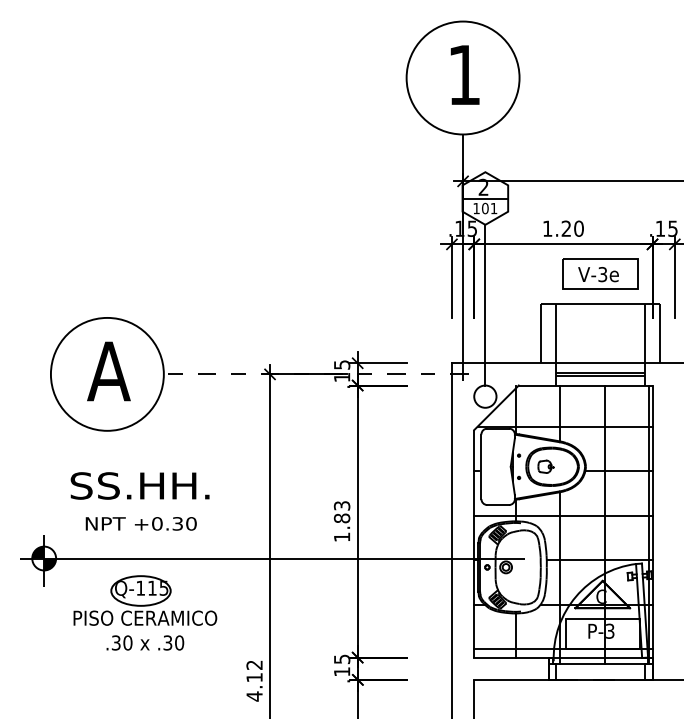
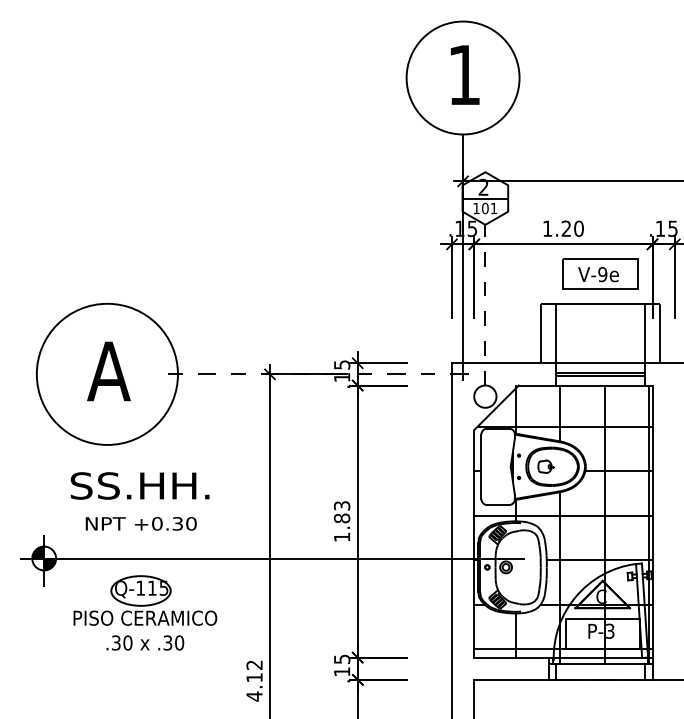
text: V-3e -> V-9e (602, 274)
line: solid -> dashed (485, 304)
circle diameter: 113 px -> 141 px (106, 373)
